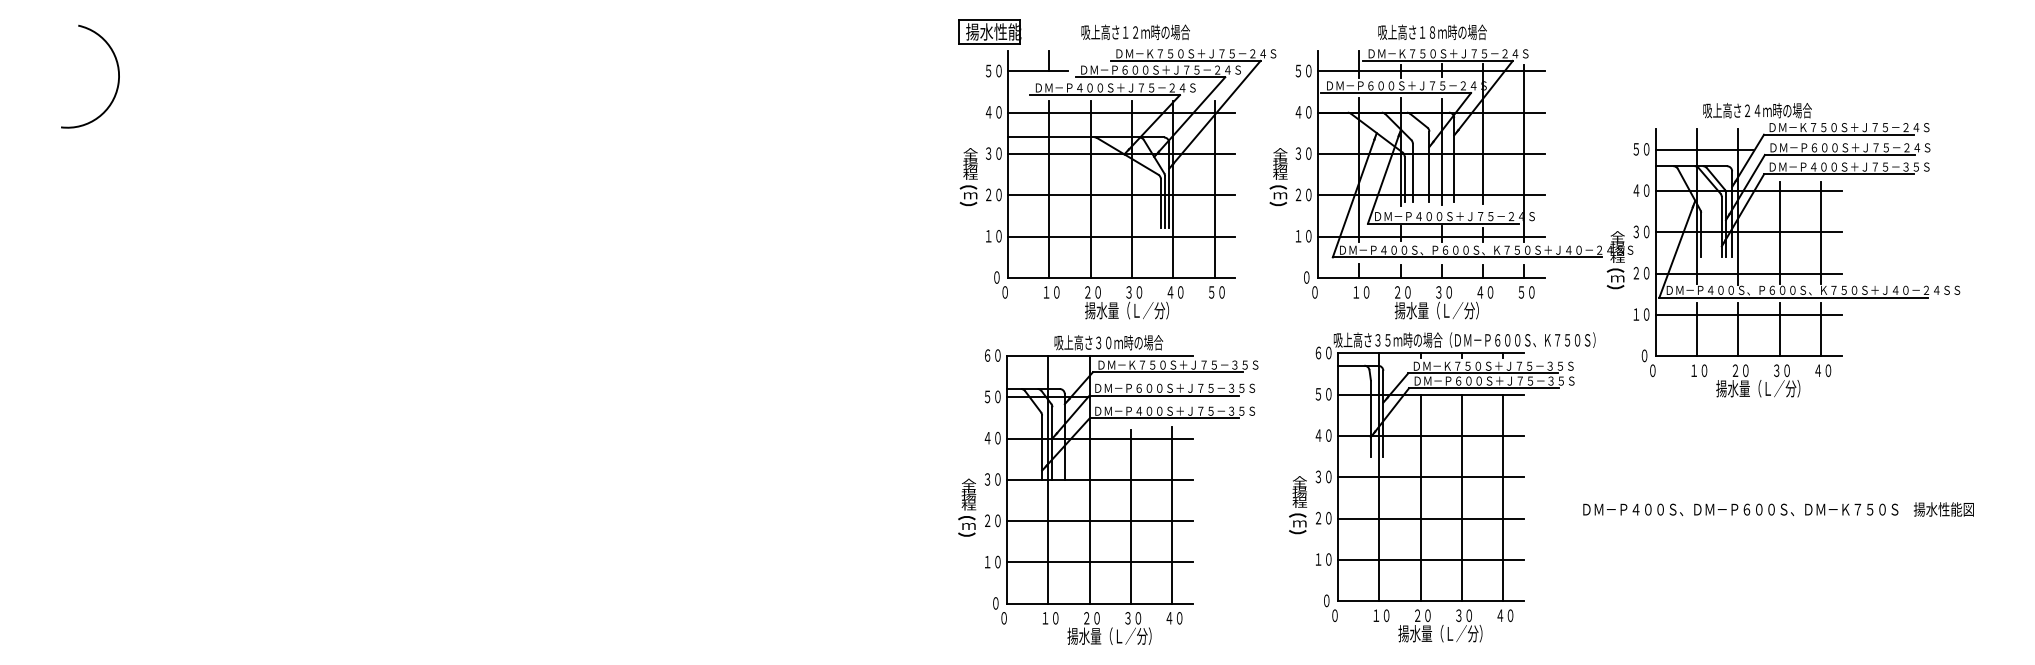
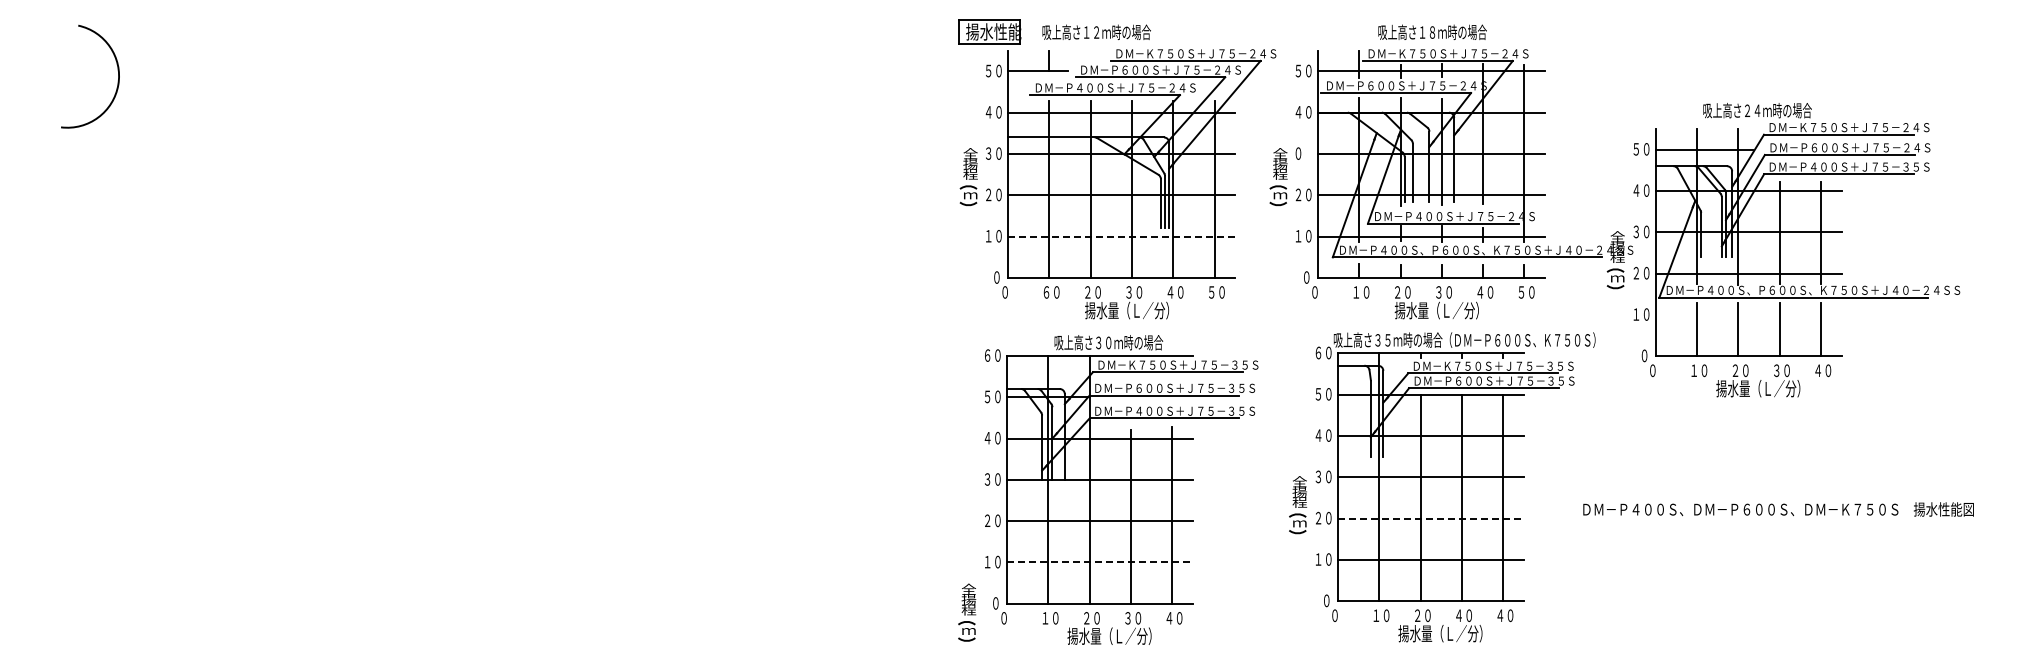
text position: (1135, 31) -> (1096, 31) (1096, 31)
text: ３０ -> ０ (1303, 153)
line: solid -> dashed (1121, 236)
text: １０ -> ６０ (1046, 292)
line: present -> none (1748, 314)
part position: (967, 507) -> (967, 612) (967, 612)
line: solid -> dashed (1430, 518)
line: solid -> dashed (1099, 562)
text: ３０ -> ４０ (1458, 615)
